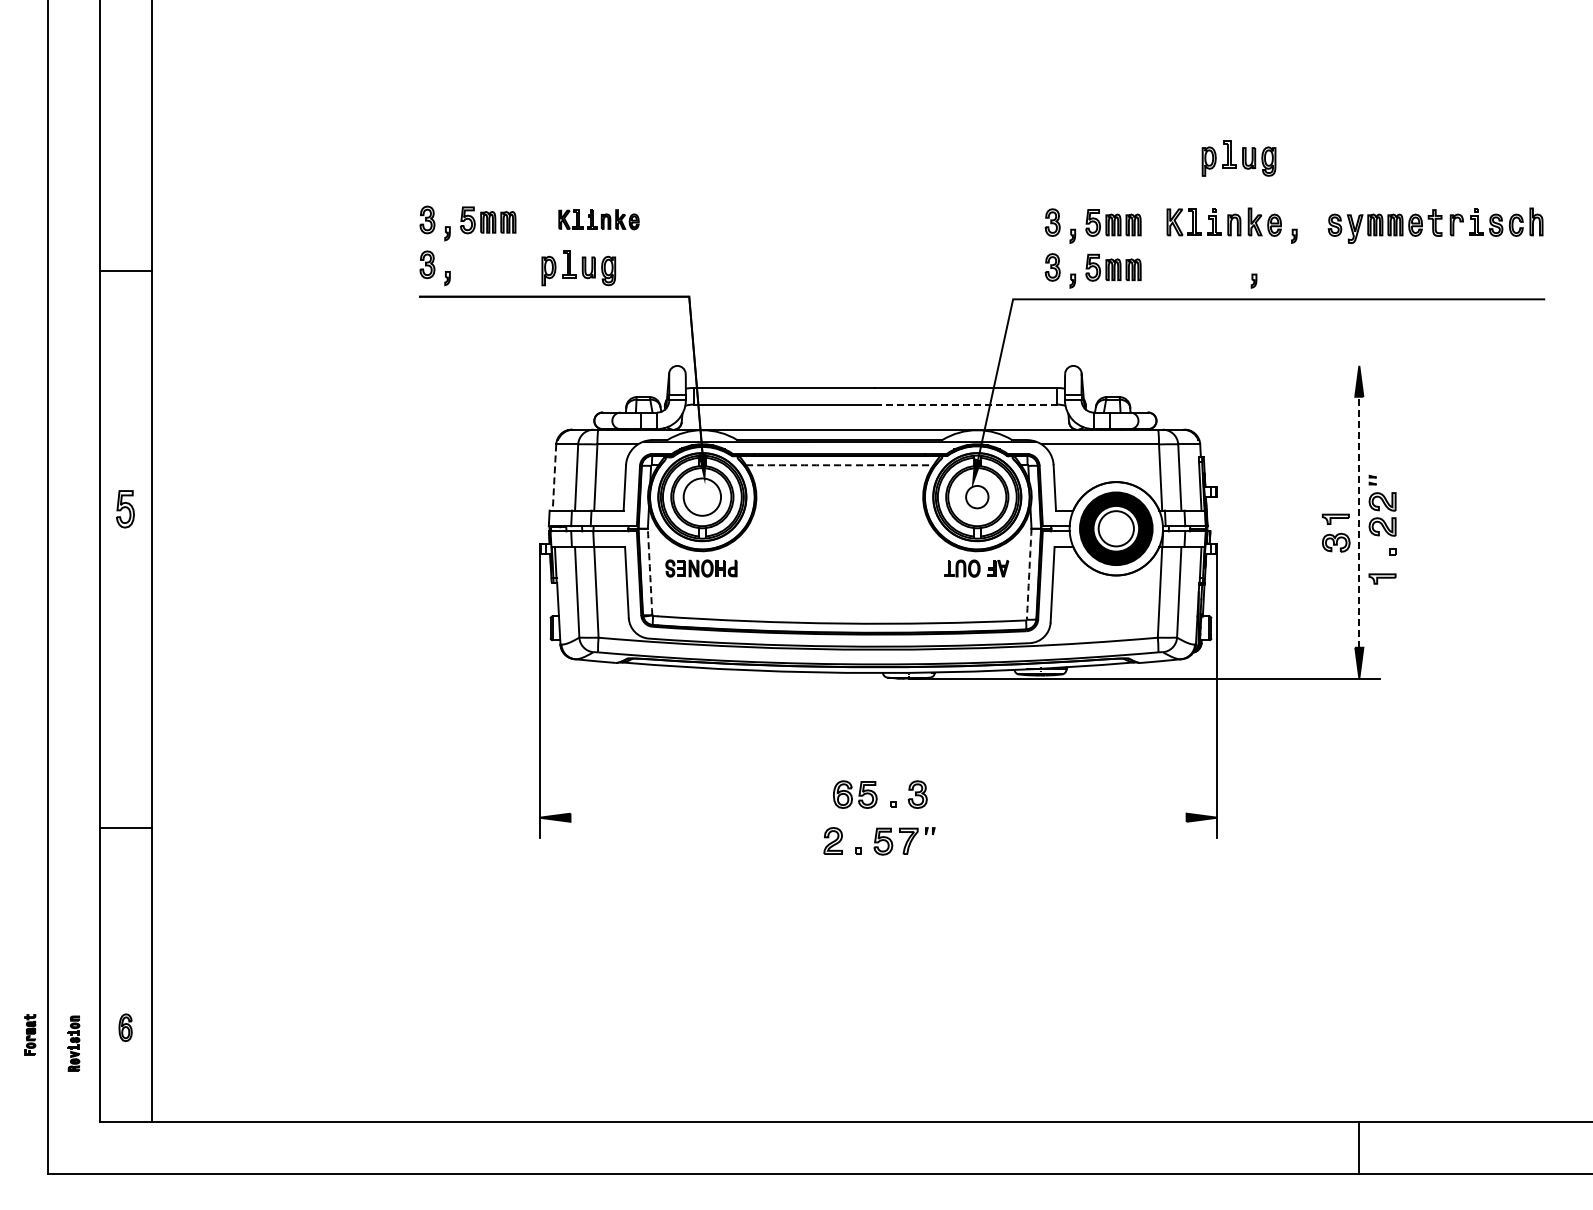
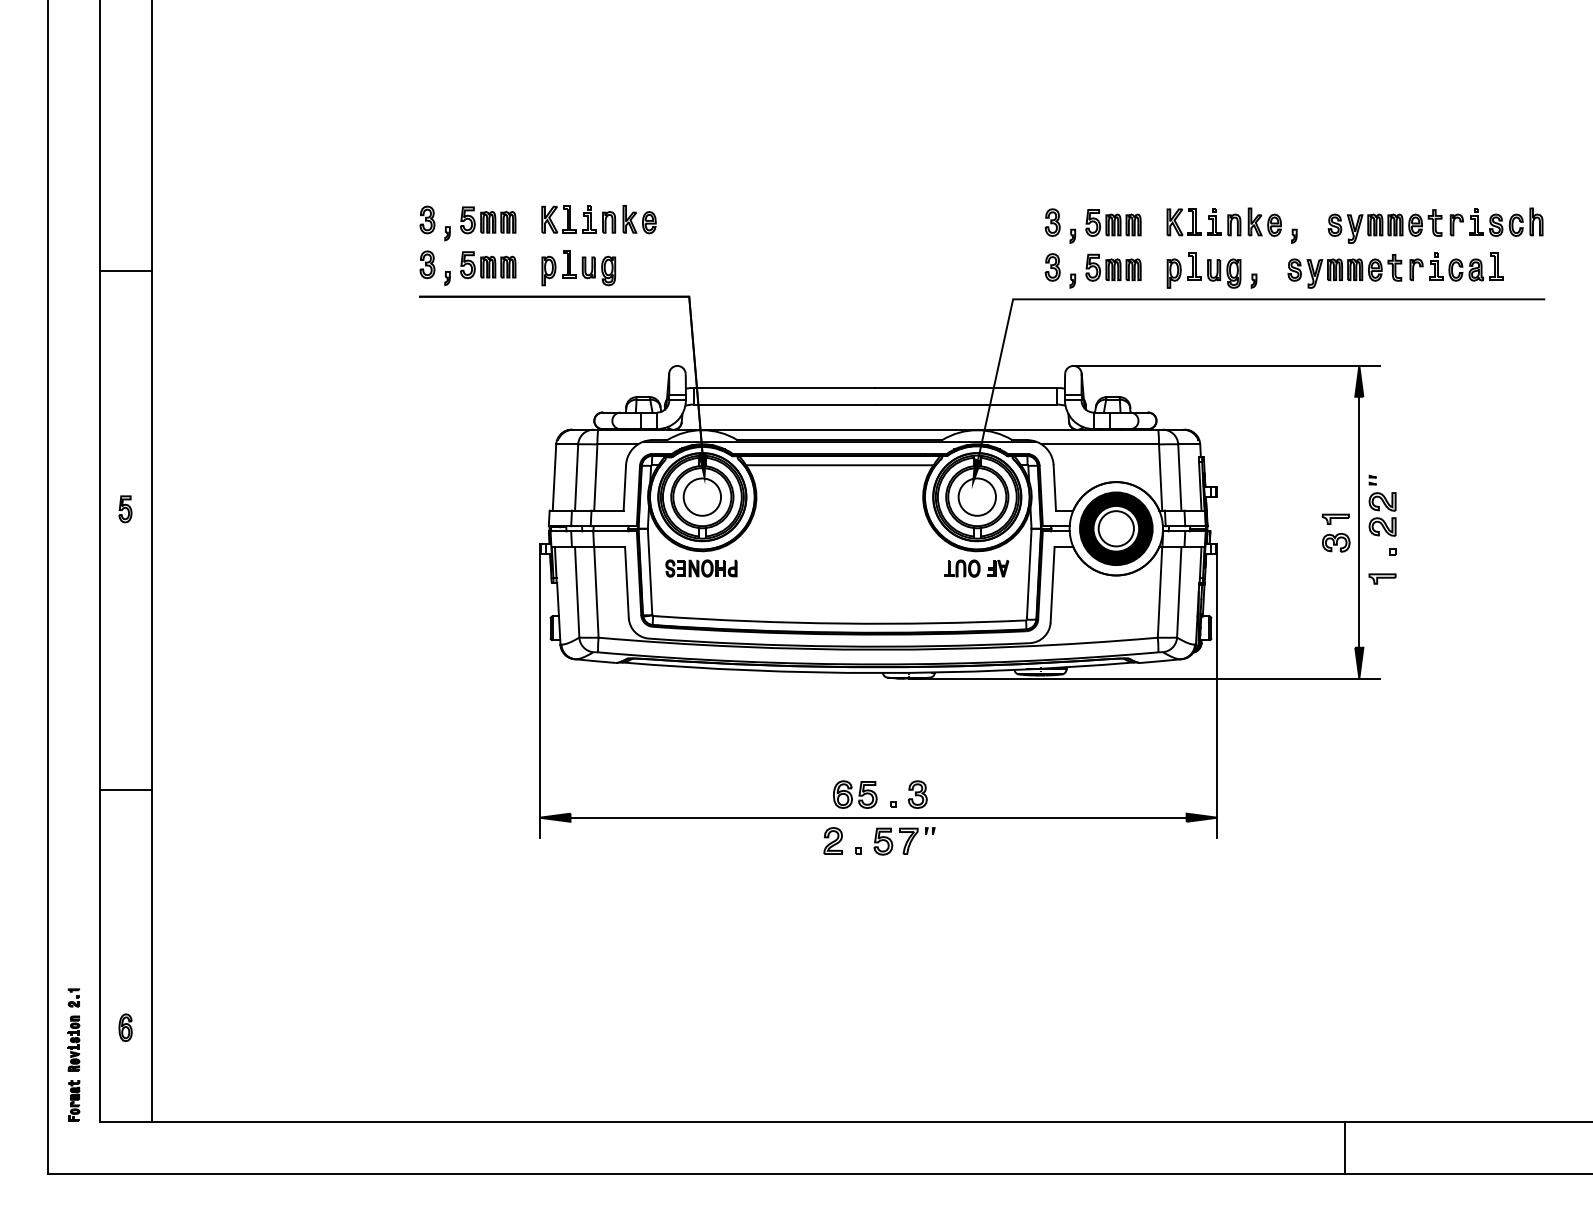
part position: (1238, 158) -> (1203, 270) (1203, 270)
part size: 82x22 px -> 116x30 px (598, 219)
part: none -> present (488, 265)
part: none -> present (1395, 270)
line: none -> present (1226, 365)
line: dashed -> solid (966, 404)
arc: dashed -> solid (839, 465)
line: dashed -> solid (554, 478)
circle diameter: 22 px -> 37 px (976, 496)
part size: 19x39 px -> 15x29 px (125, 509)
line: dashed -> solid (1359, 521)
arc: dashed -> solid (650, 571)
arc: dashed -> solid (1029, 574)
line: none -> present (878, 817)
line position: (125, 827) -> (125, 789) (125, 789)
part: none -> present (73, 997)
part position: (30, 1034) -> (74, 1100) (74, 1100)
line position: (1358, 1147) -> (1344, 1147) (1344, 1147)
